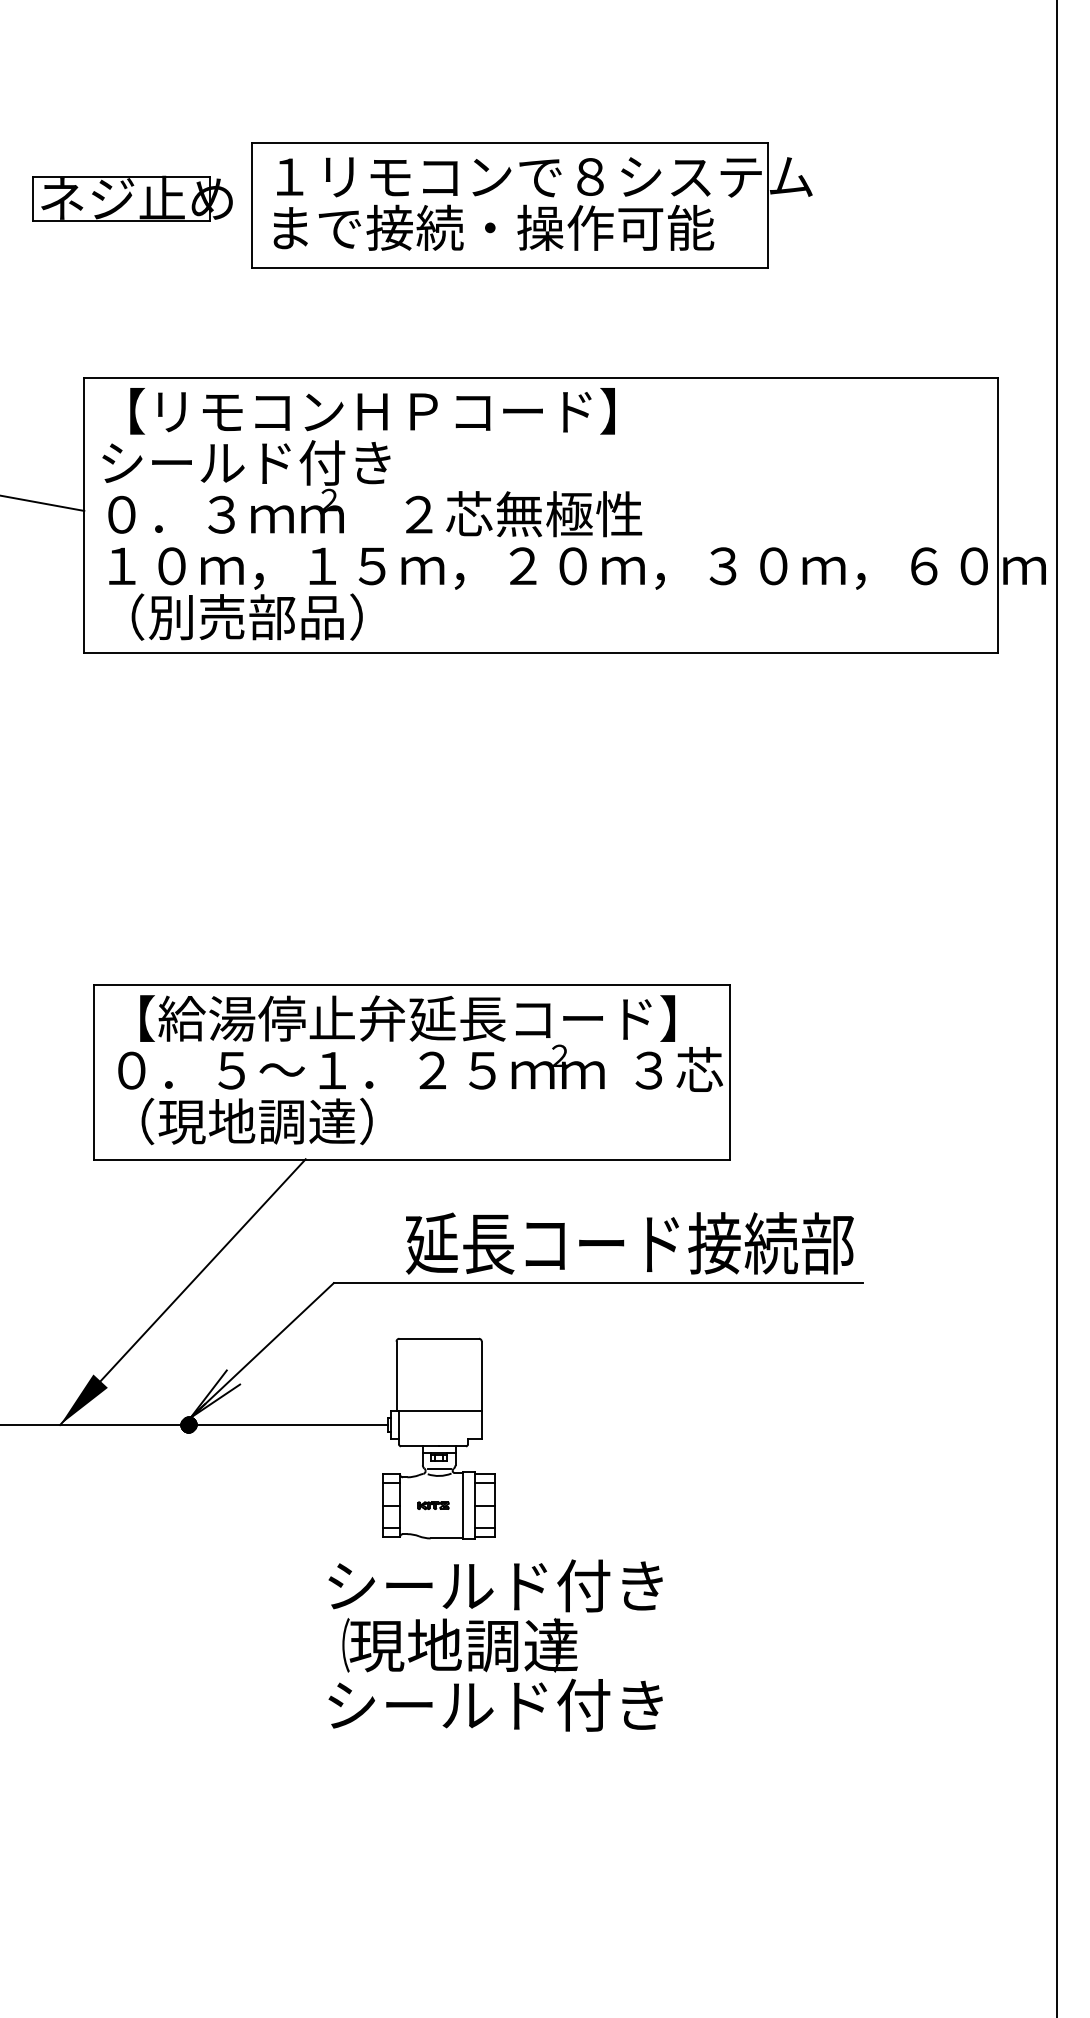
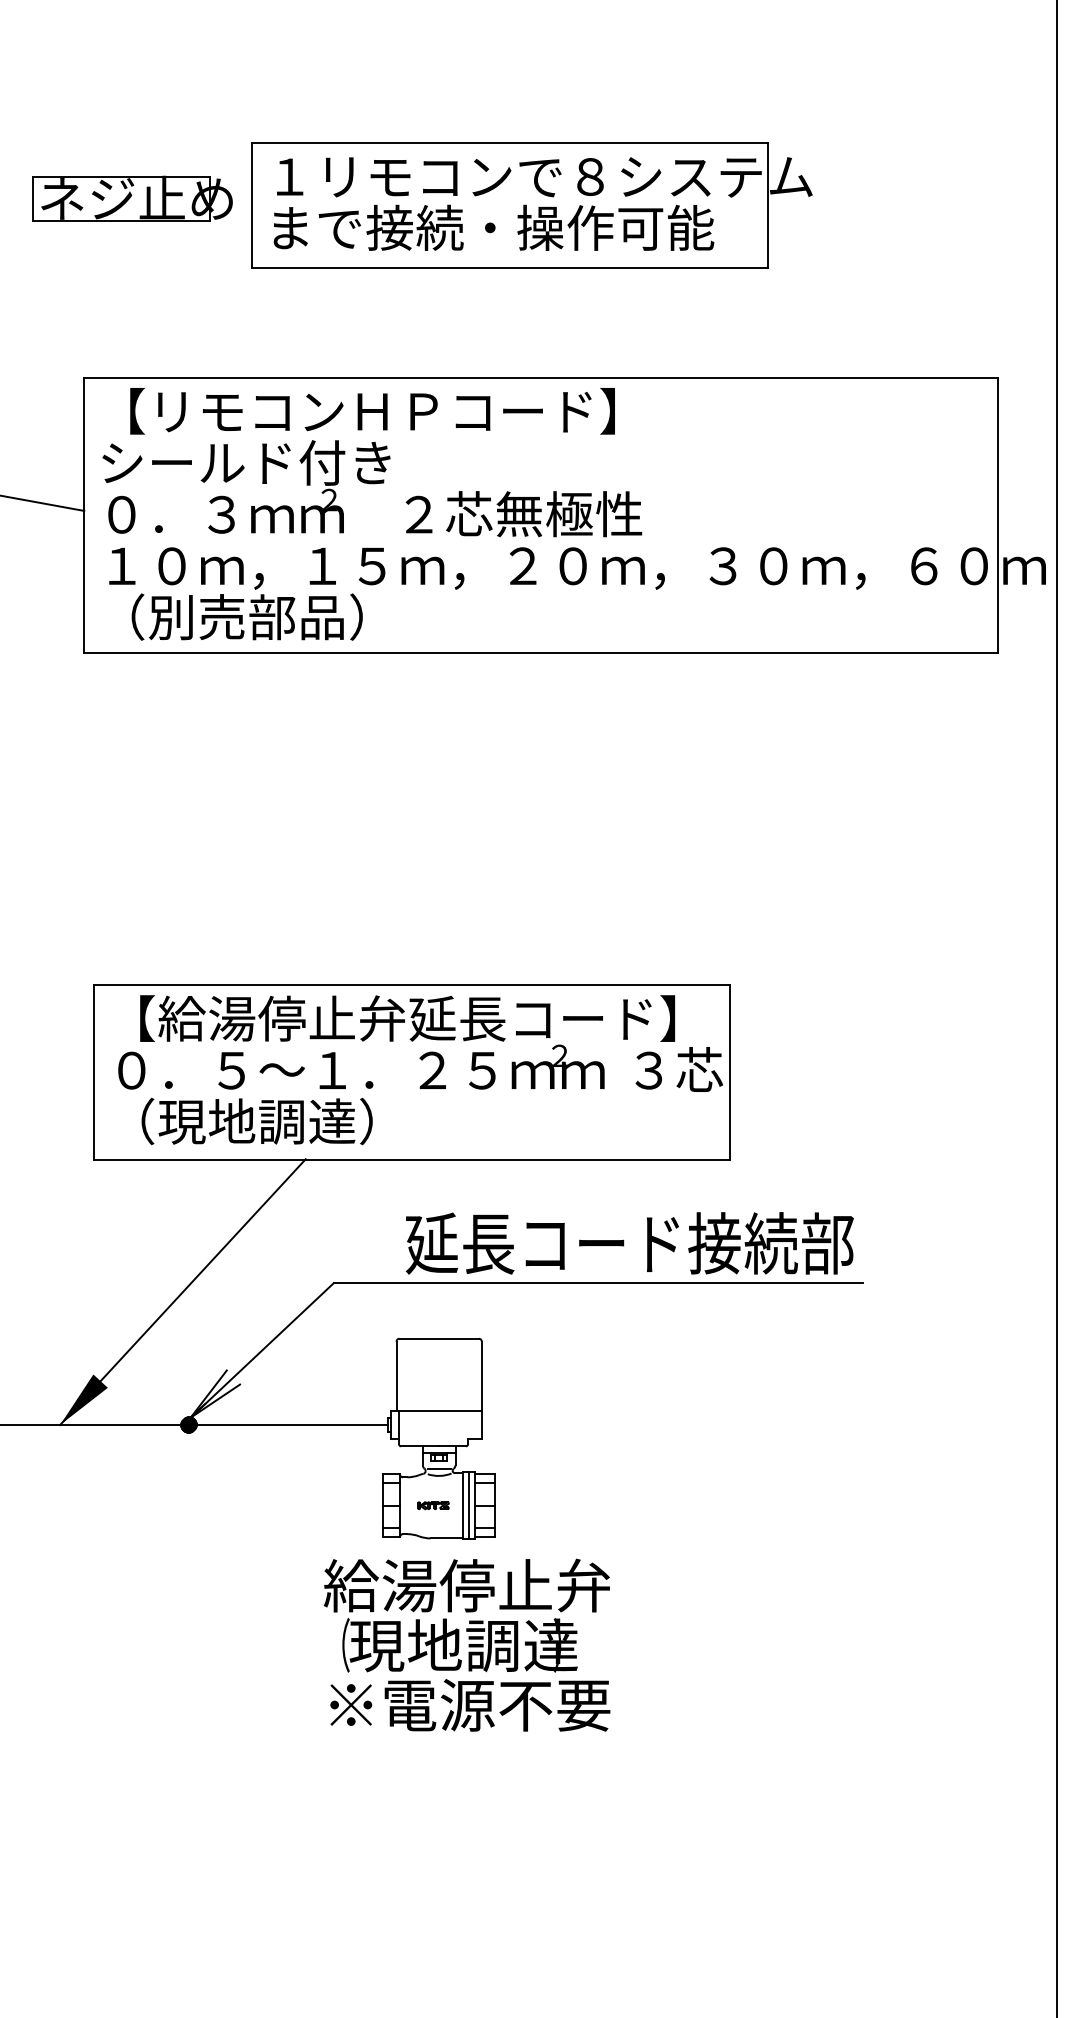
line: none -> present (469, 1505)
text: シールド付き -> 給湯停止弁 (492, 1585)
text: シールド付き -> ※電源不要 (495, 1704)
